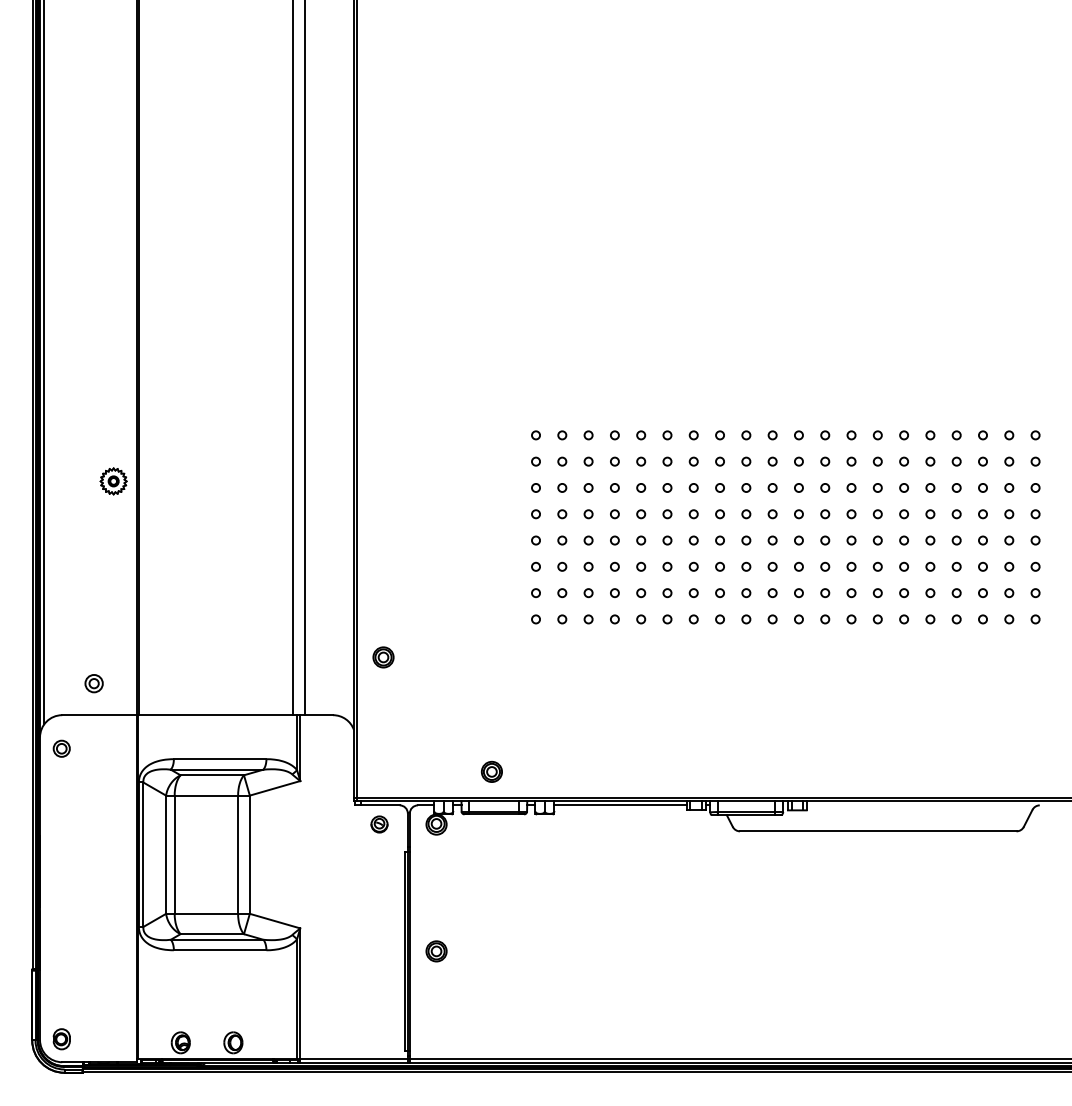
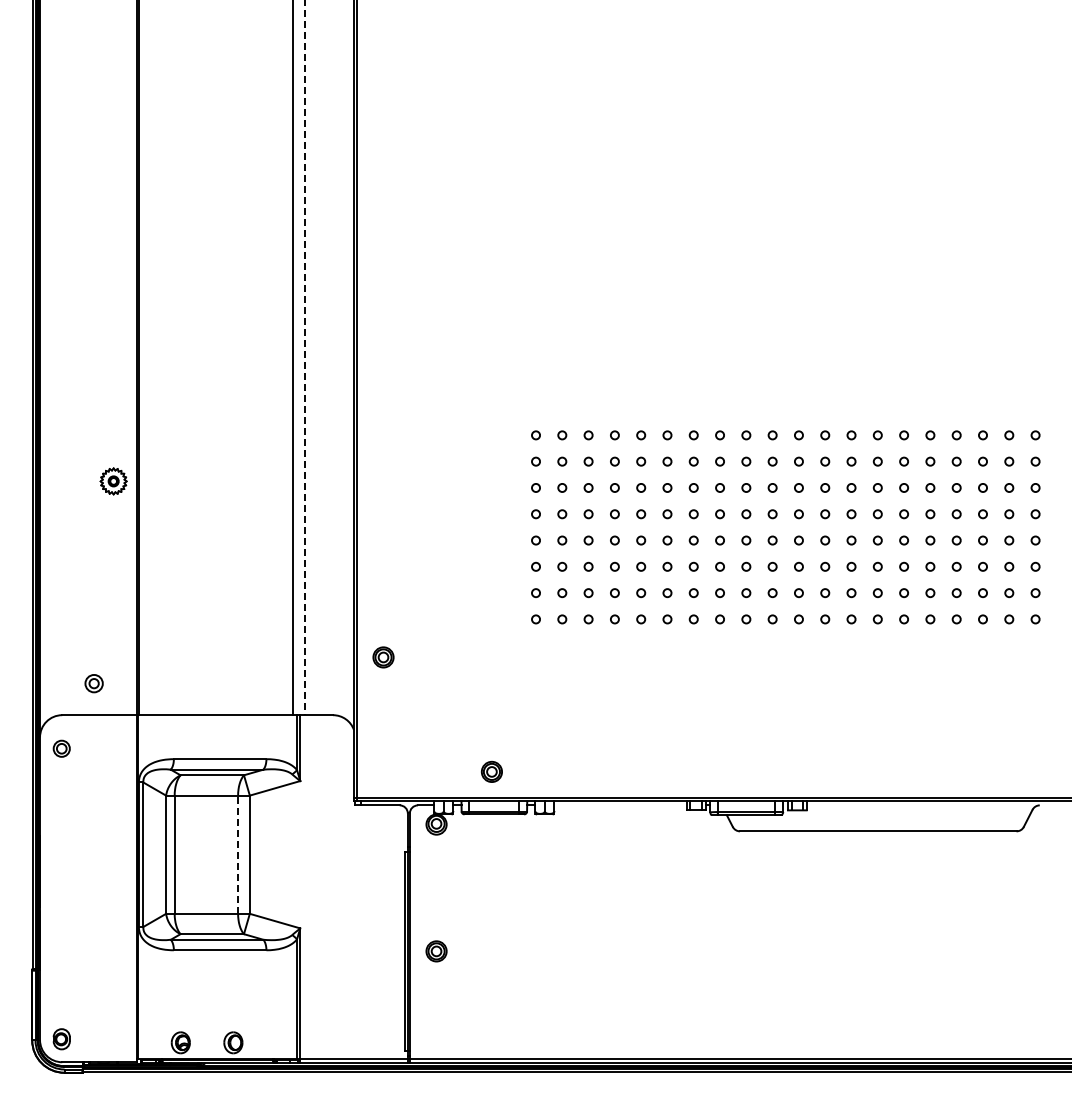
line: solid -> dashed (305, 358)
line: present -> none (44, 363)
line: present -> none (620, 805)
part: present -> none (379, 824)
line: solid -> dashed (238, 854)
